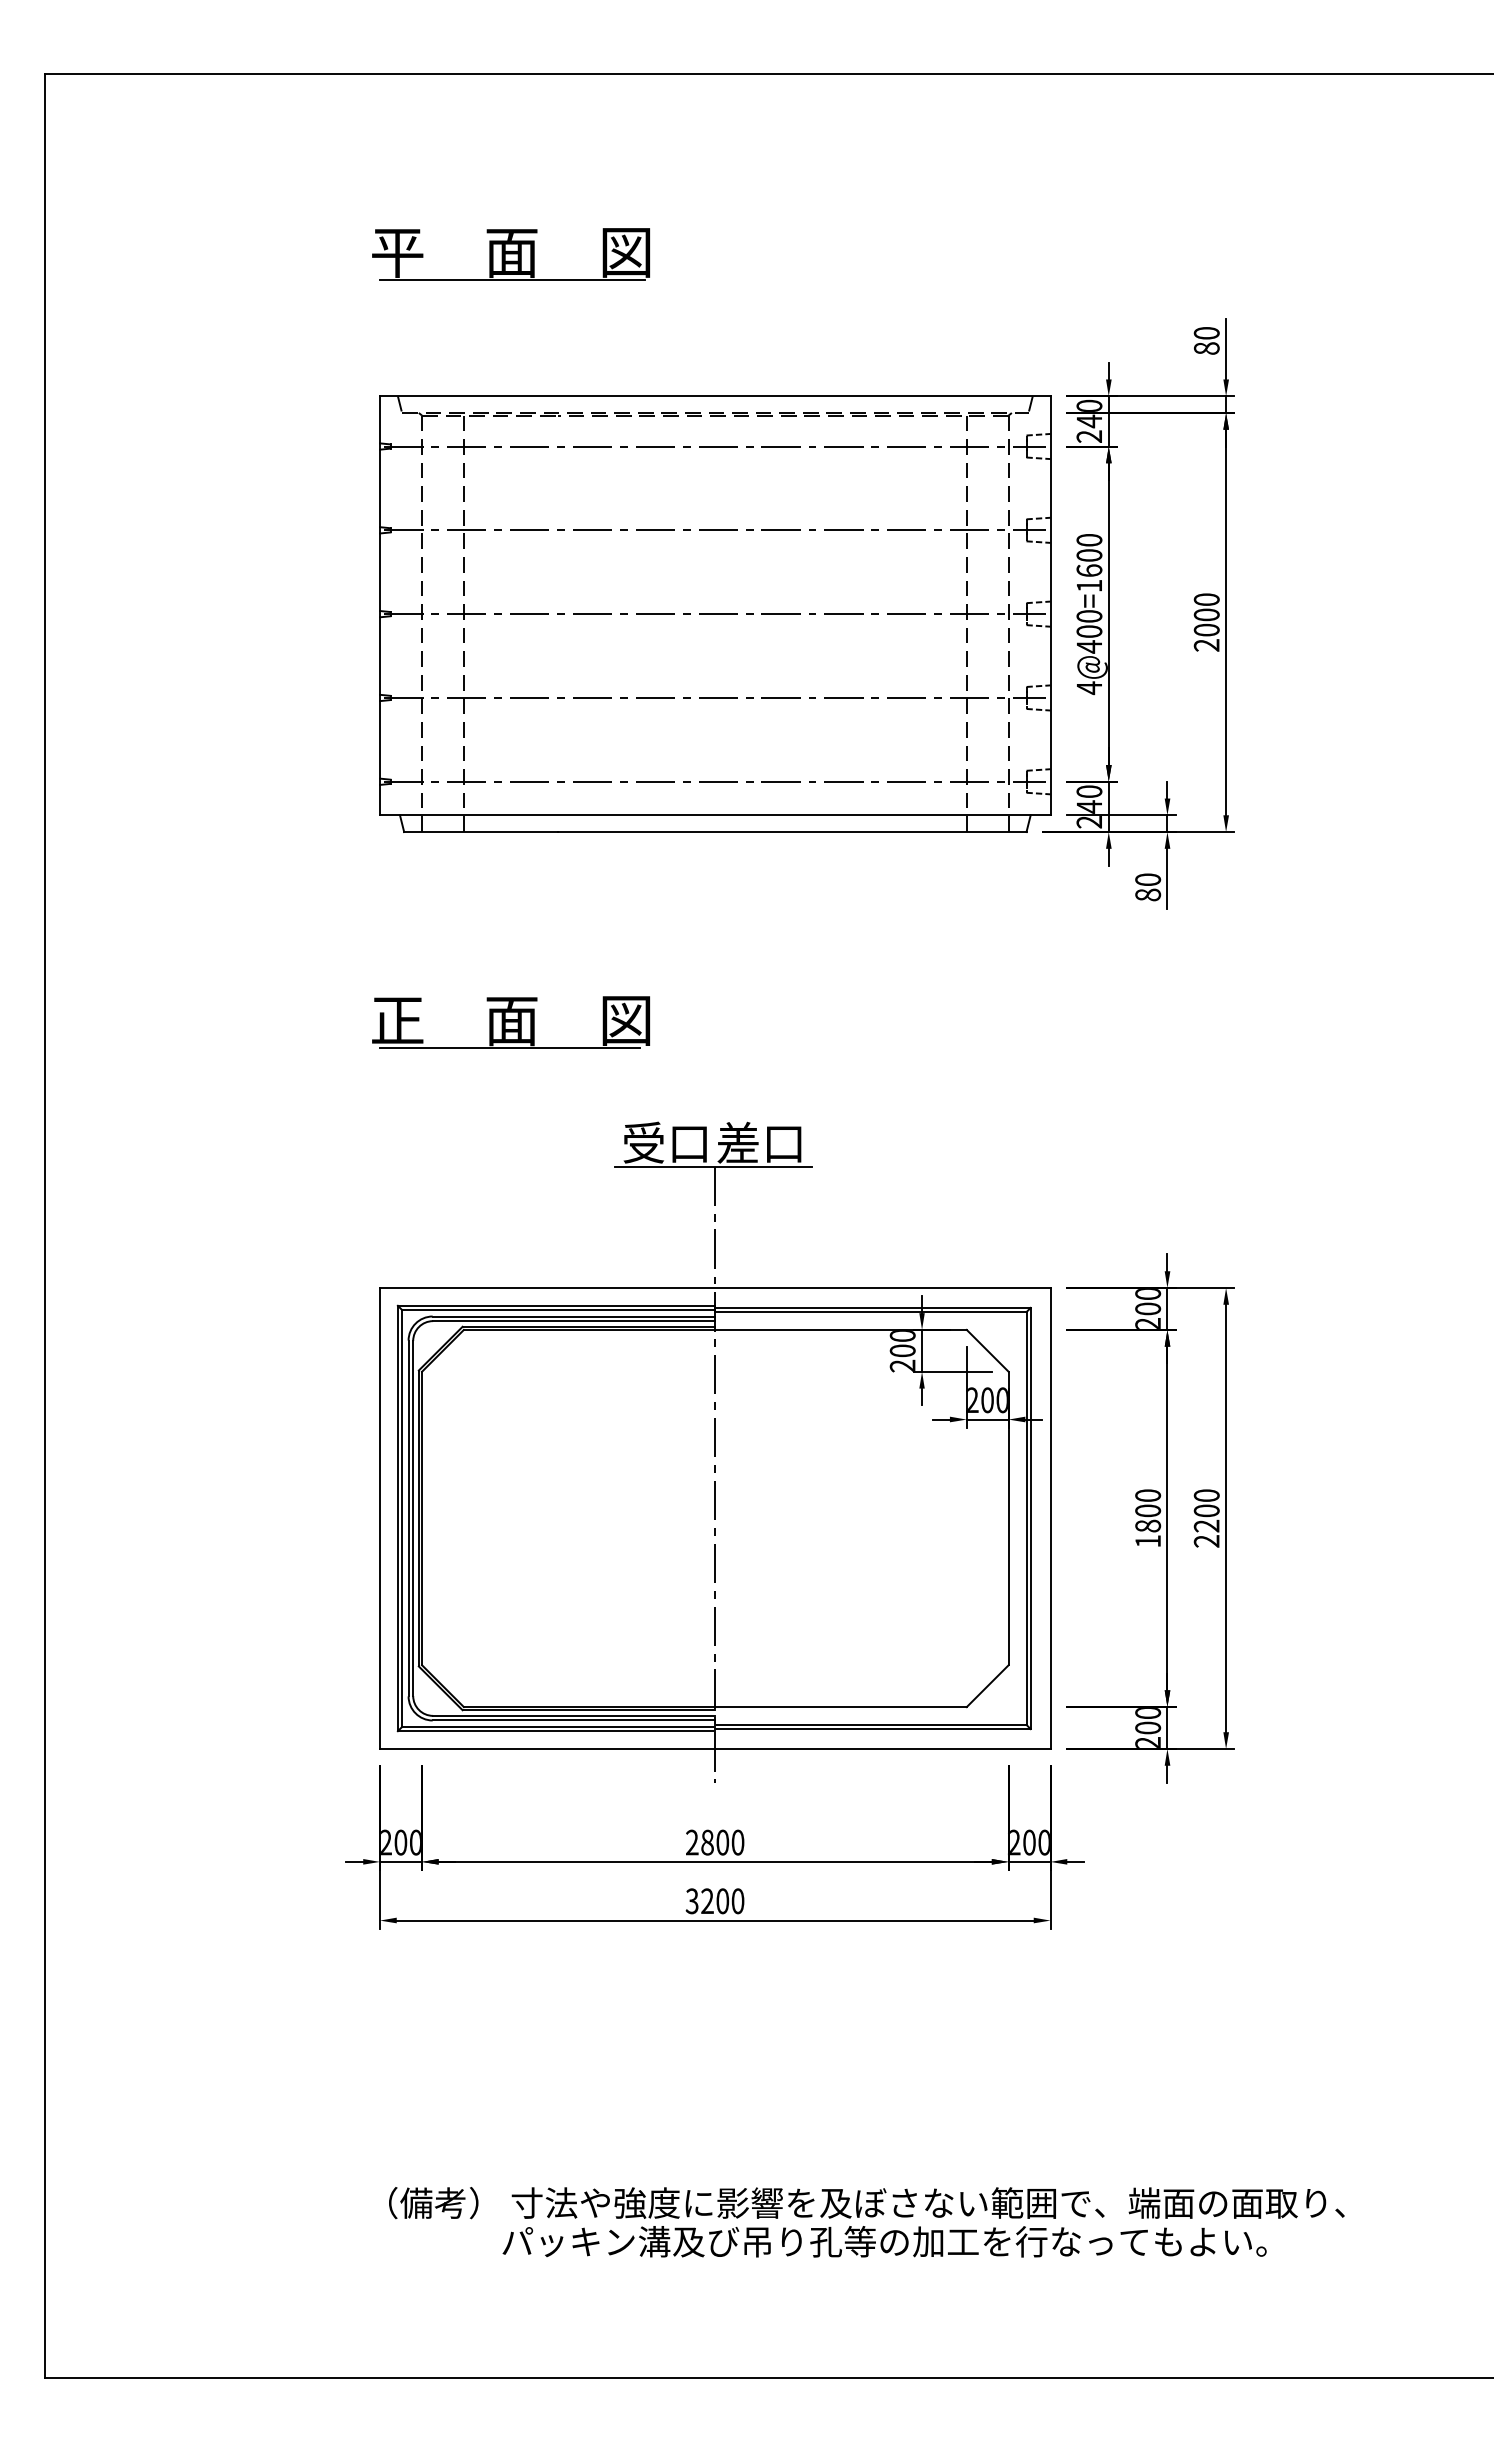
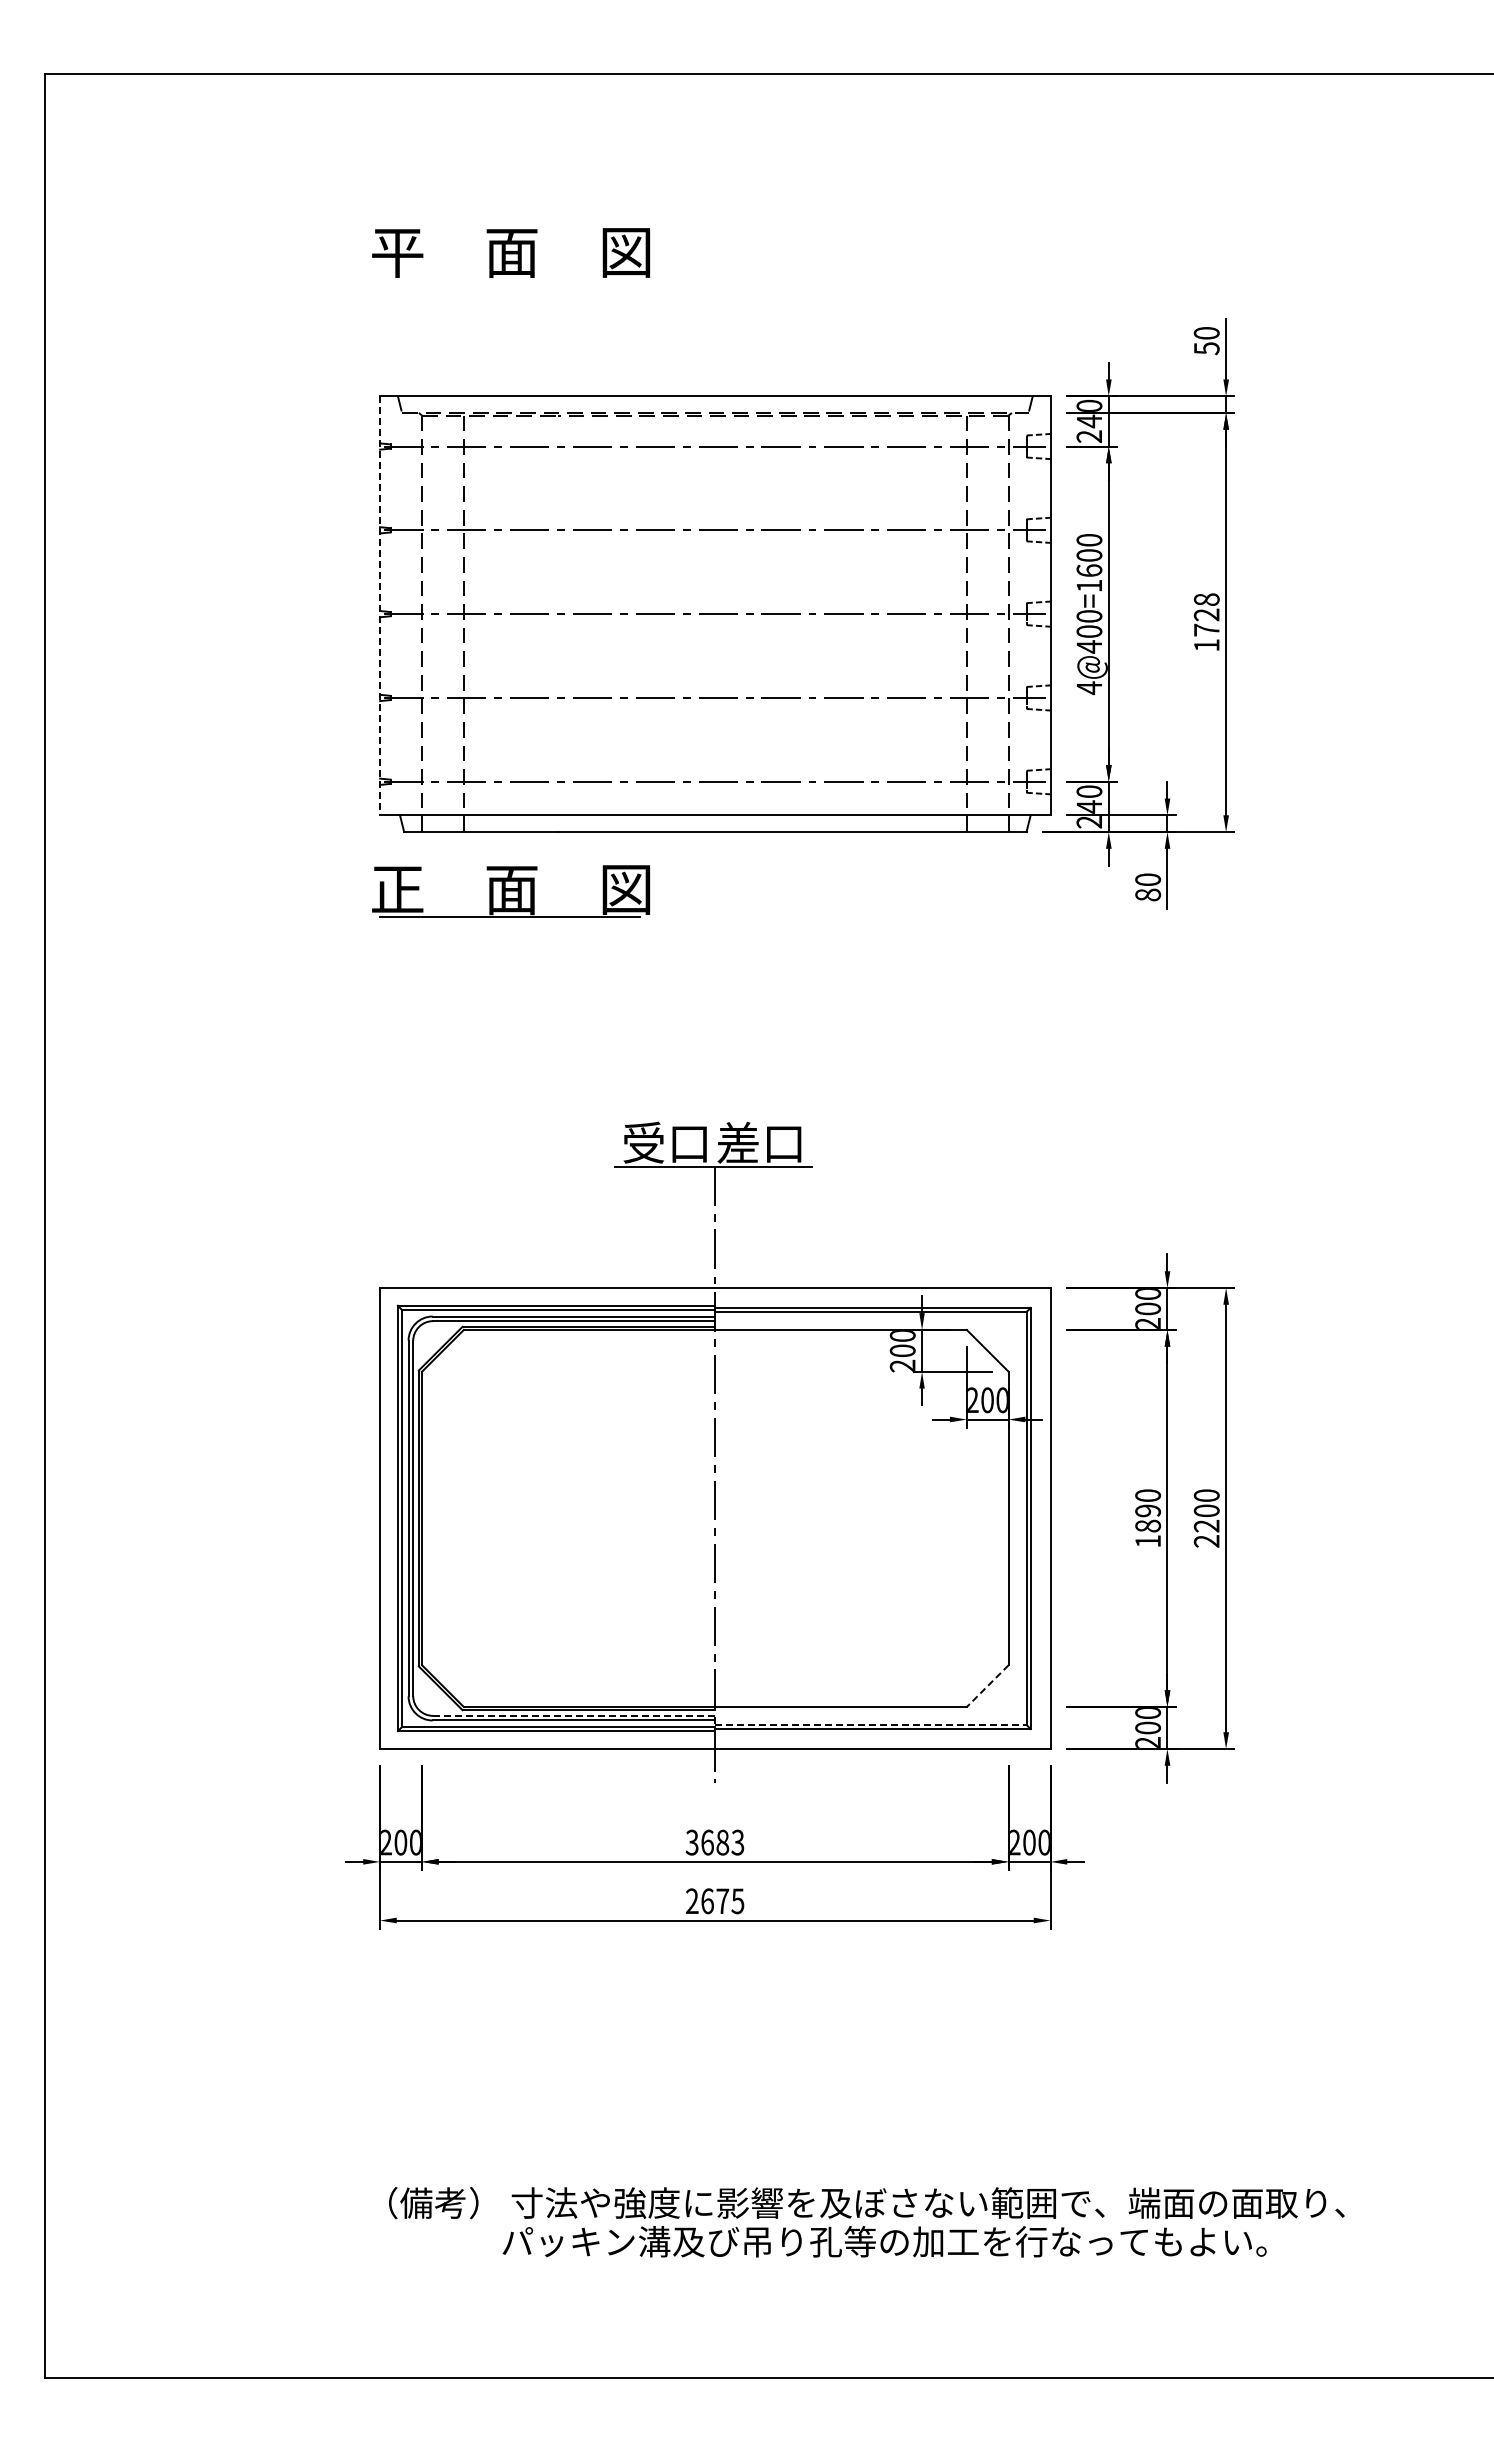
line: present -> none (512, 279)
text: 80 -> 50 (1206, 348)
line: solid -> dashed (380, 605)
text: 2000 -> 1728 (1206, 622)
part position: (510, 1022) -> (510, 891) (510, 891)
text: 1800 -> 1890 (1148, 1510)
line: solid -> dashed (987, 1686)
line: solid -> dashed (574, 1715)
line: solid -> dashed (870, 1724)
text: 2800 -> 3683 (714, 1842)
text: 3200 -> 2675 (714, 1901)
